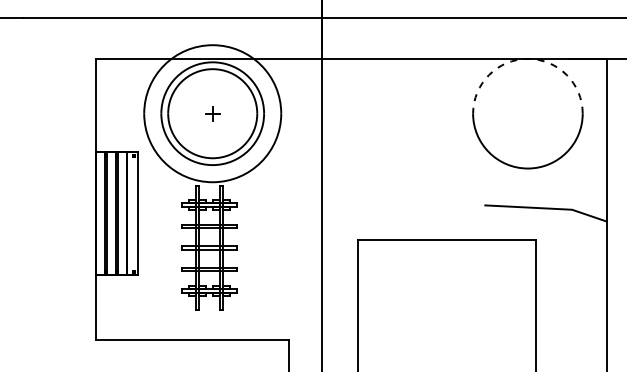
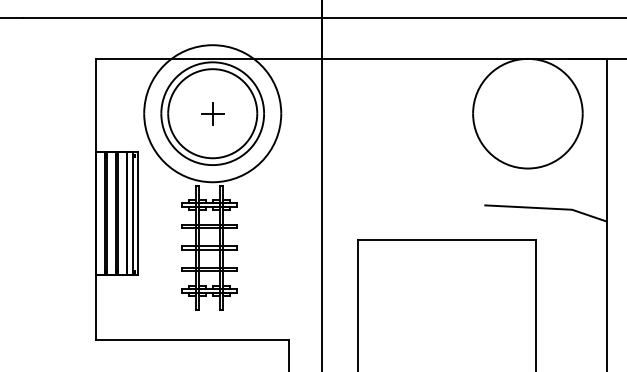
arc: dashed -> solid (527, 58)
part size: 16x16 px -> 24x24 px (212, 113)
line: none -> present (132, 213)
